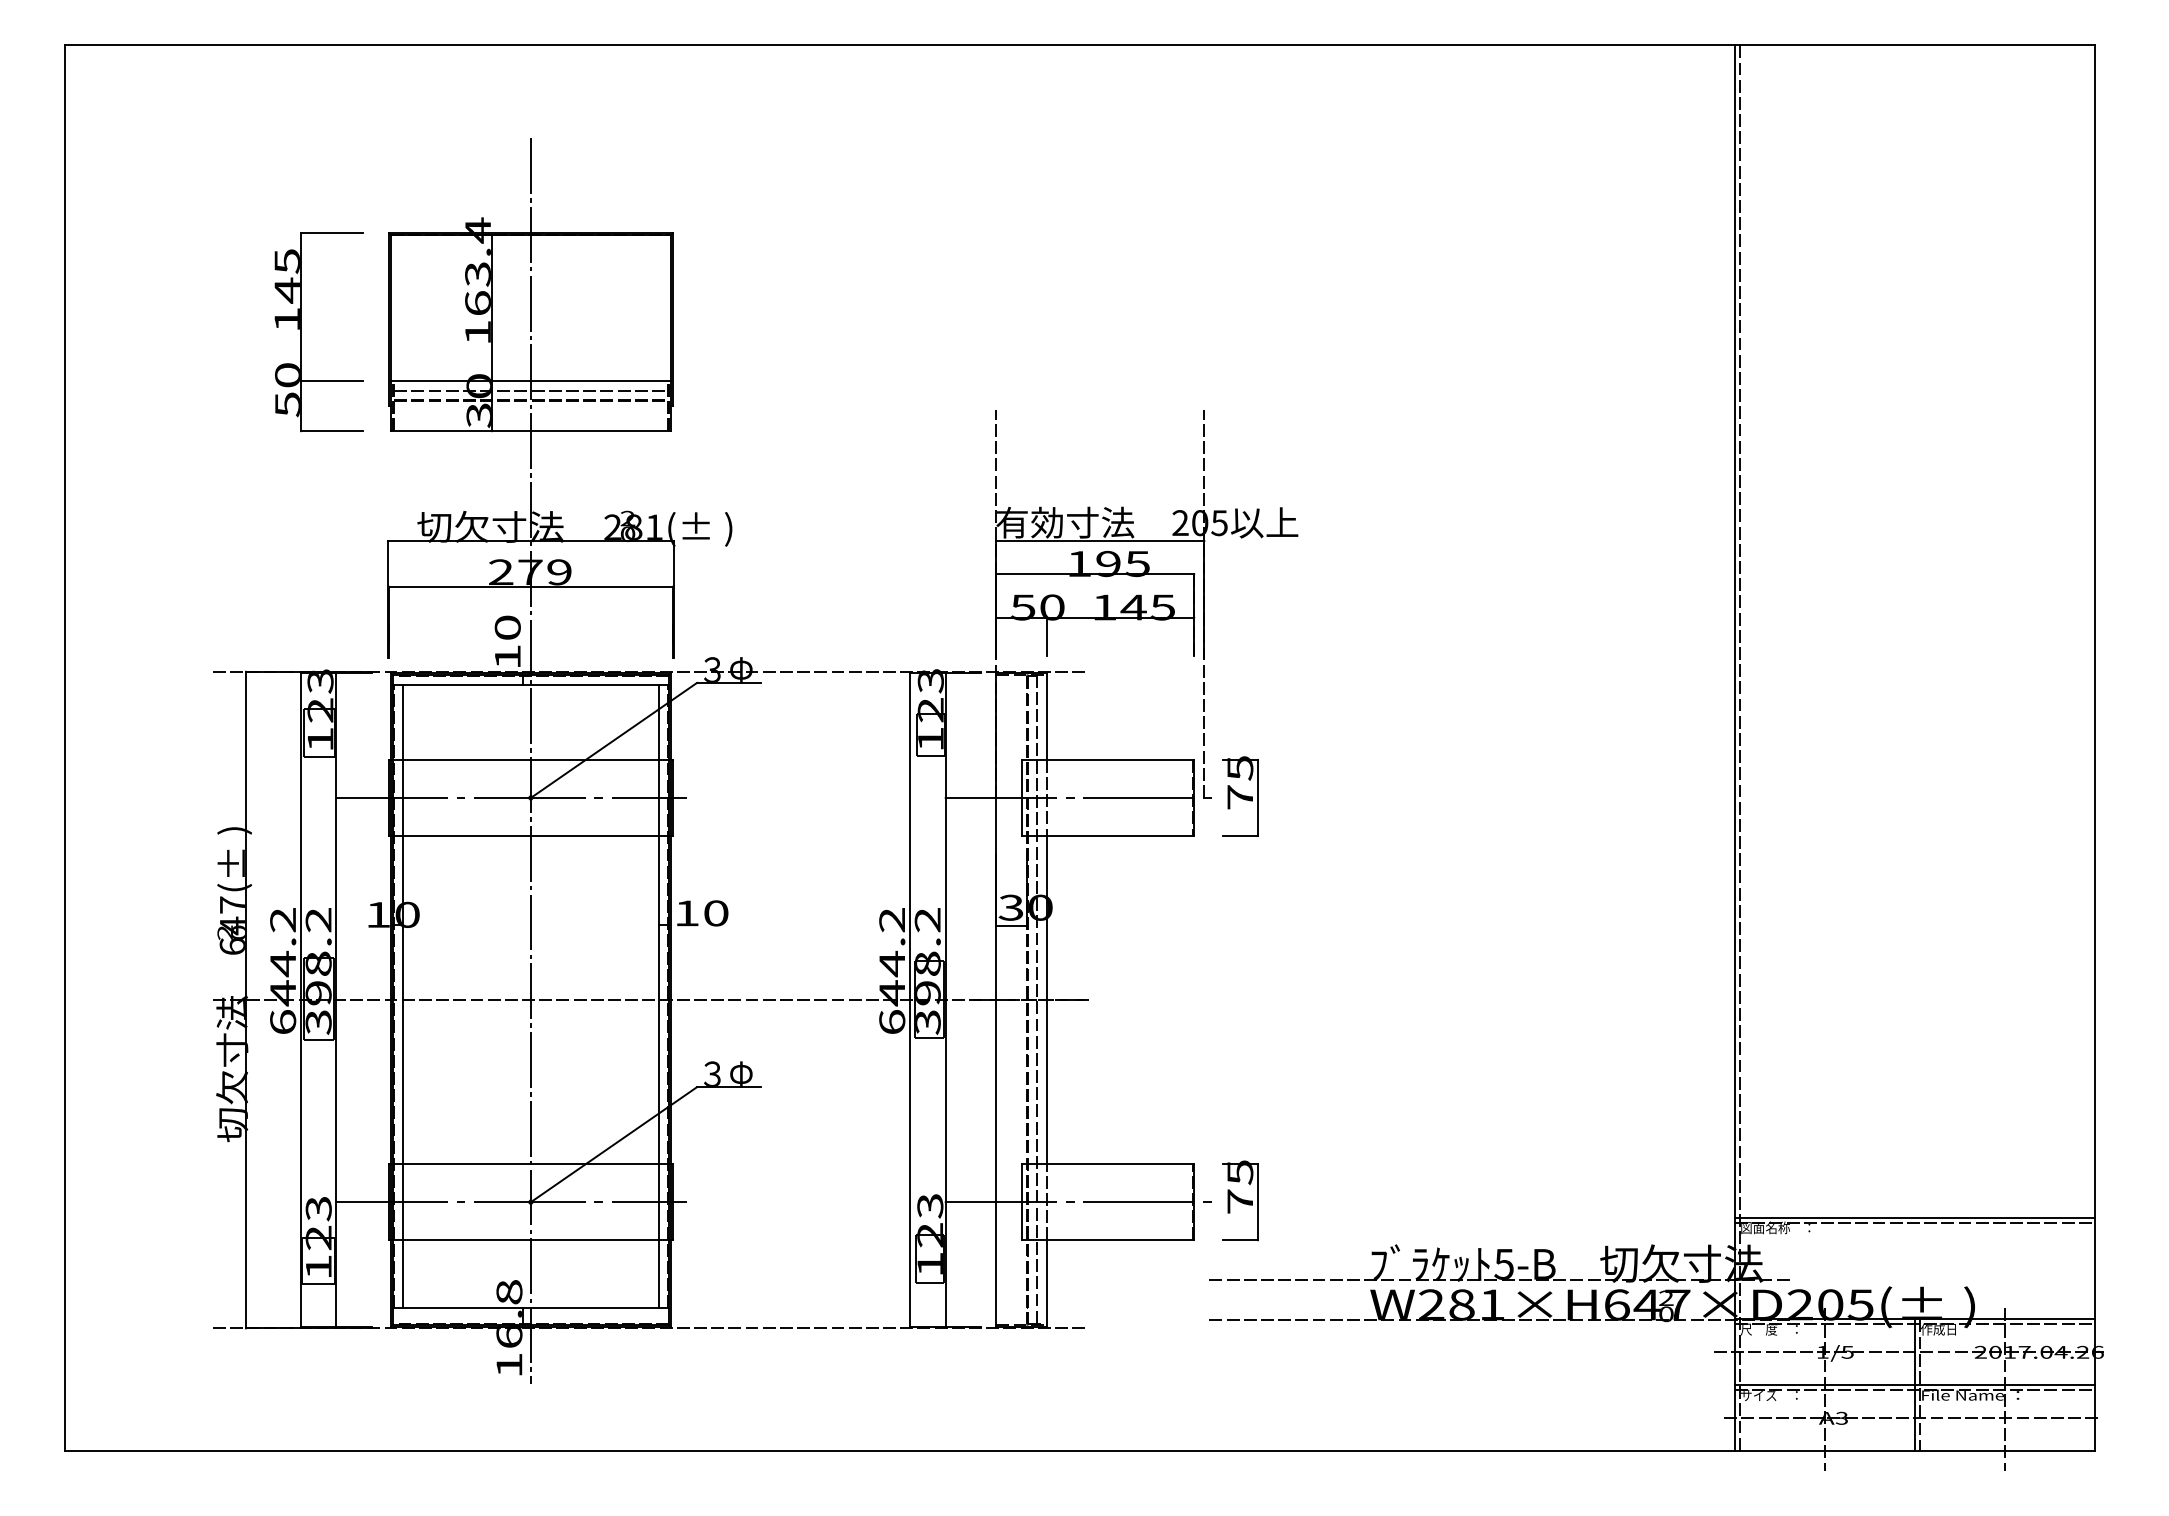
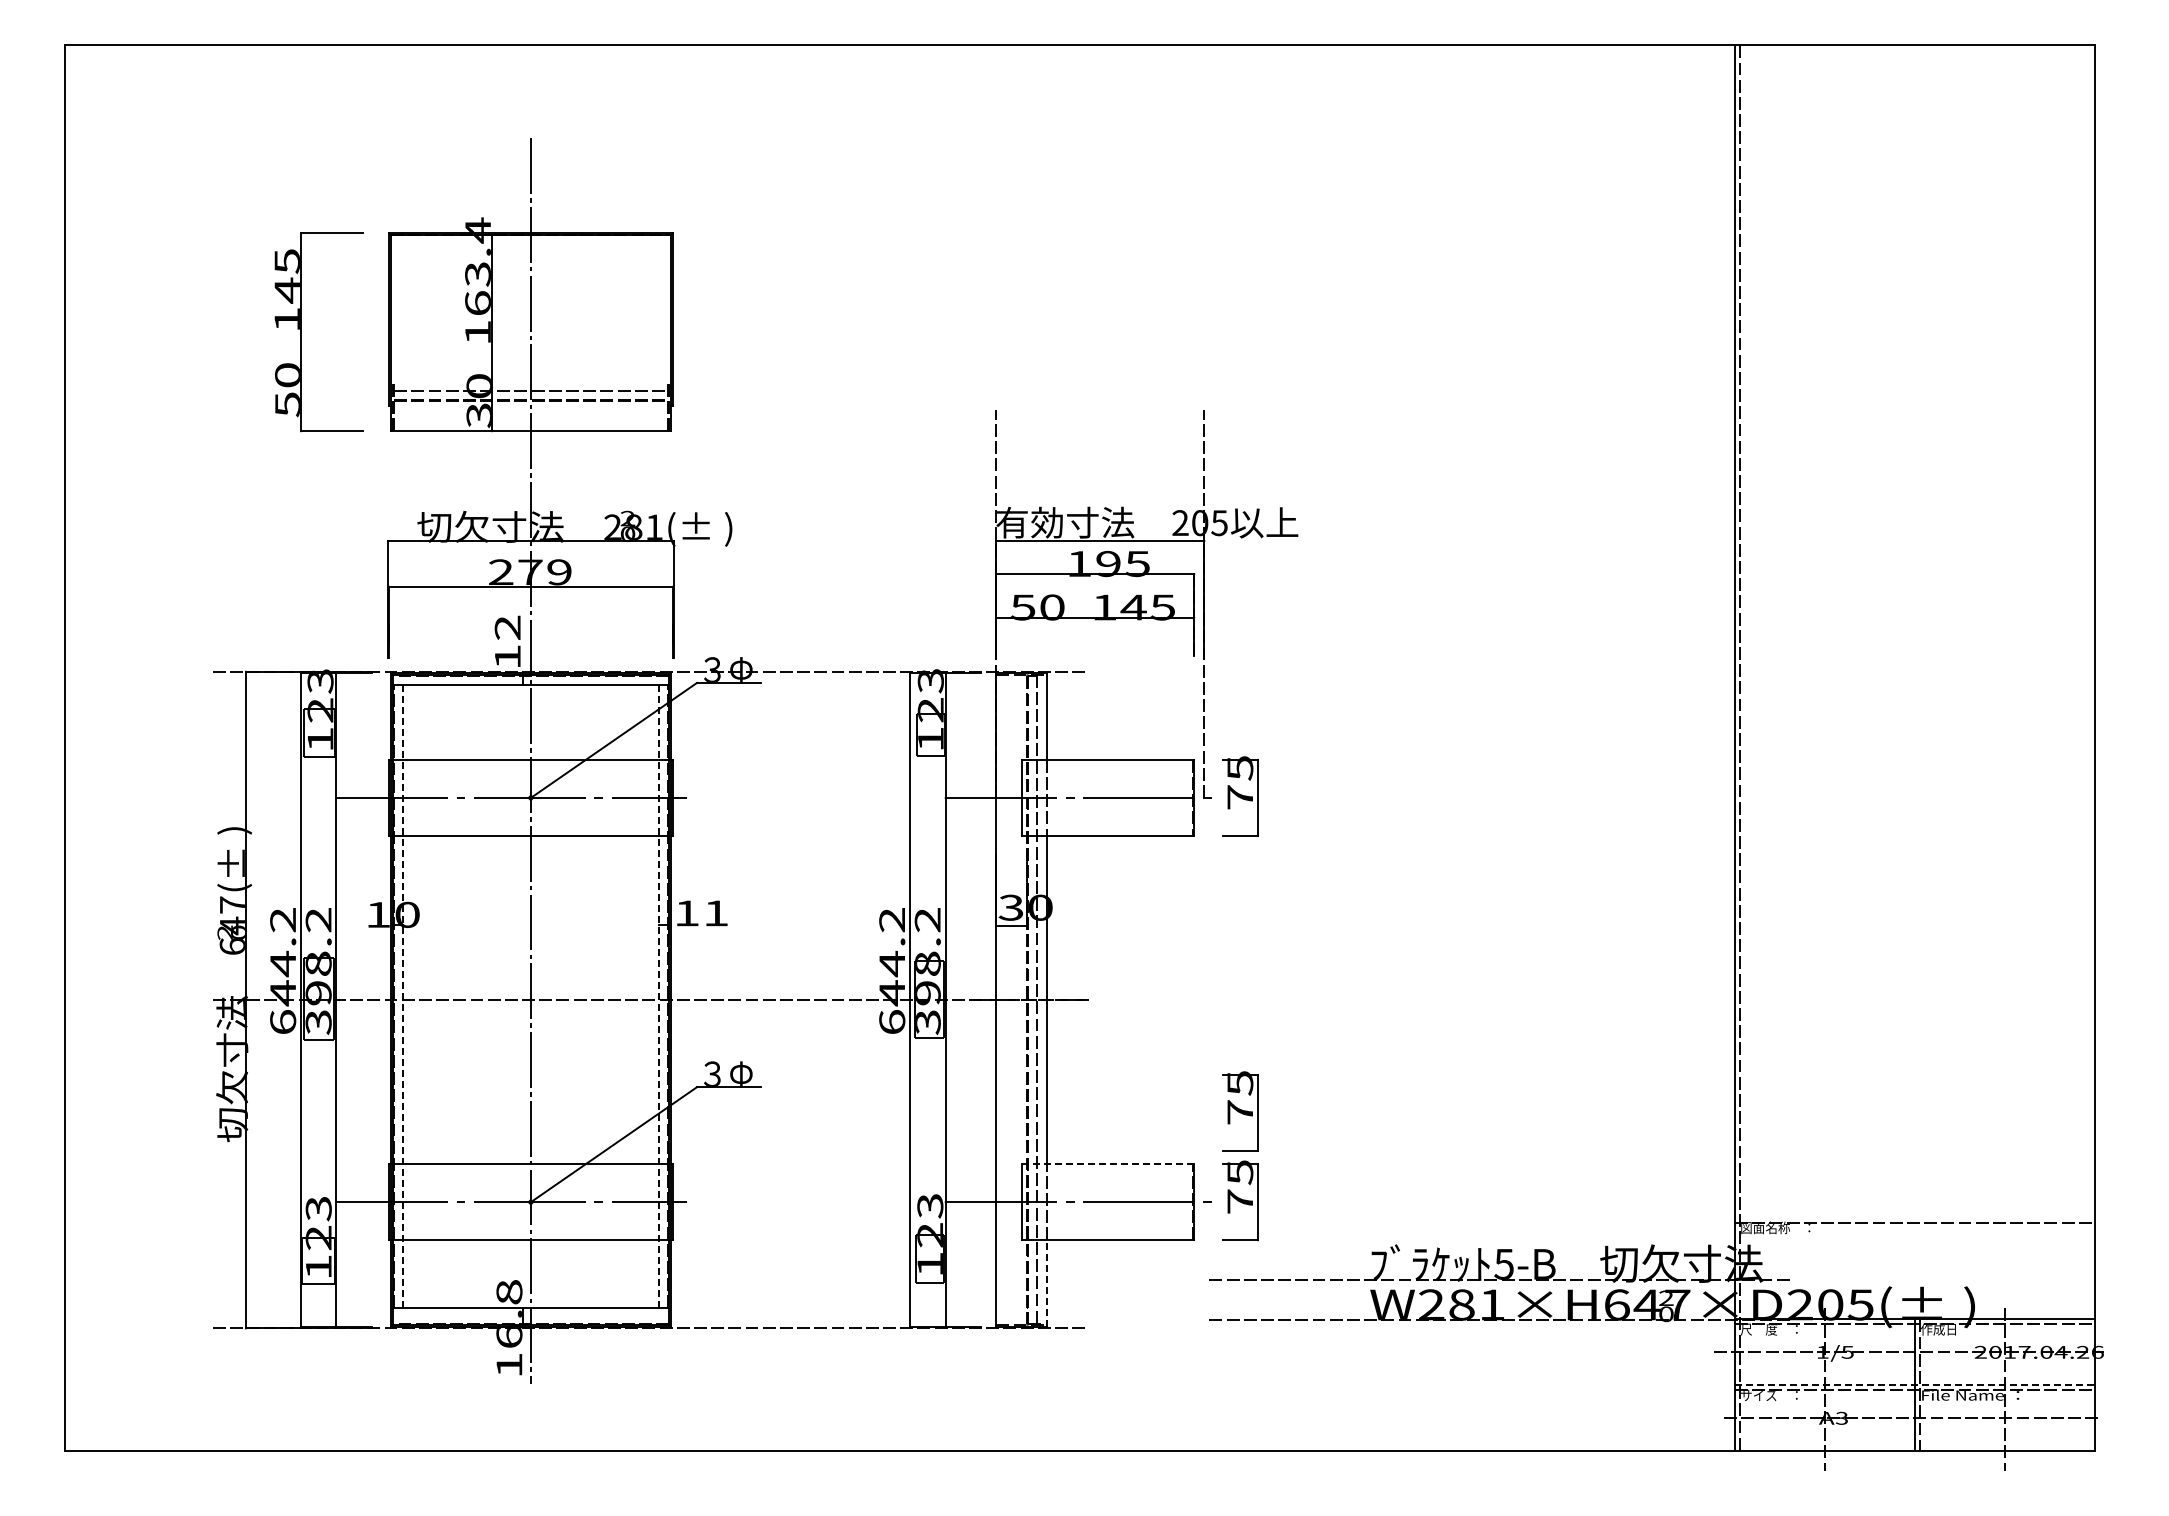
line: present -> none (331, 380)
line: present -> none (530, 380)
text: 10 -> 12 (507, 627)
line: present -> none (1047, 636)
text: 10 -> 11 (716, 913)
line: solid -> dashed (402, 996)
line: solid -> dashed (659, 996)
part: none -> present (1240, 1111)
line: solid -> dashed (1107, 1164)
line: present -> none (1915, 1217)
line: solid -> dashed (1047, 1283)
line: solid -> dashed (1915, 1385)
